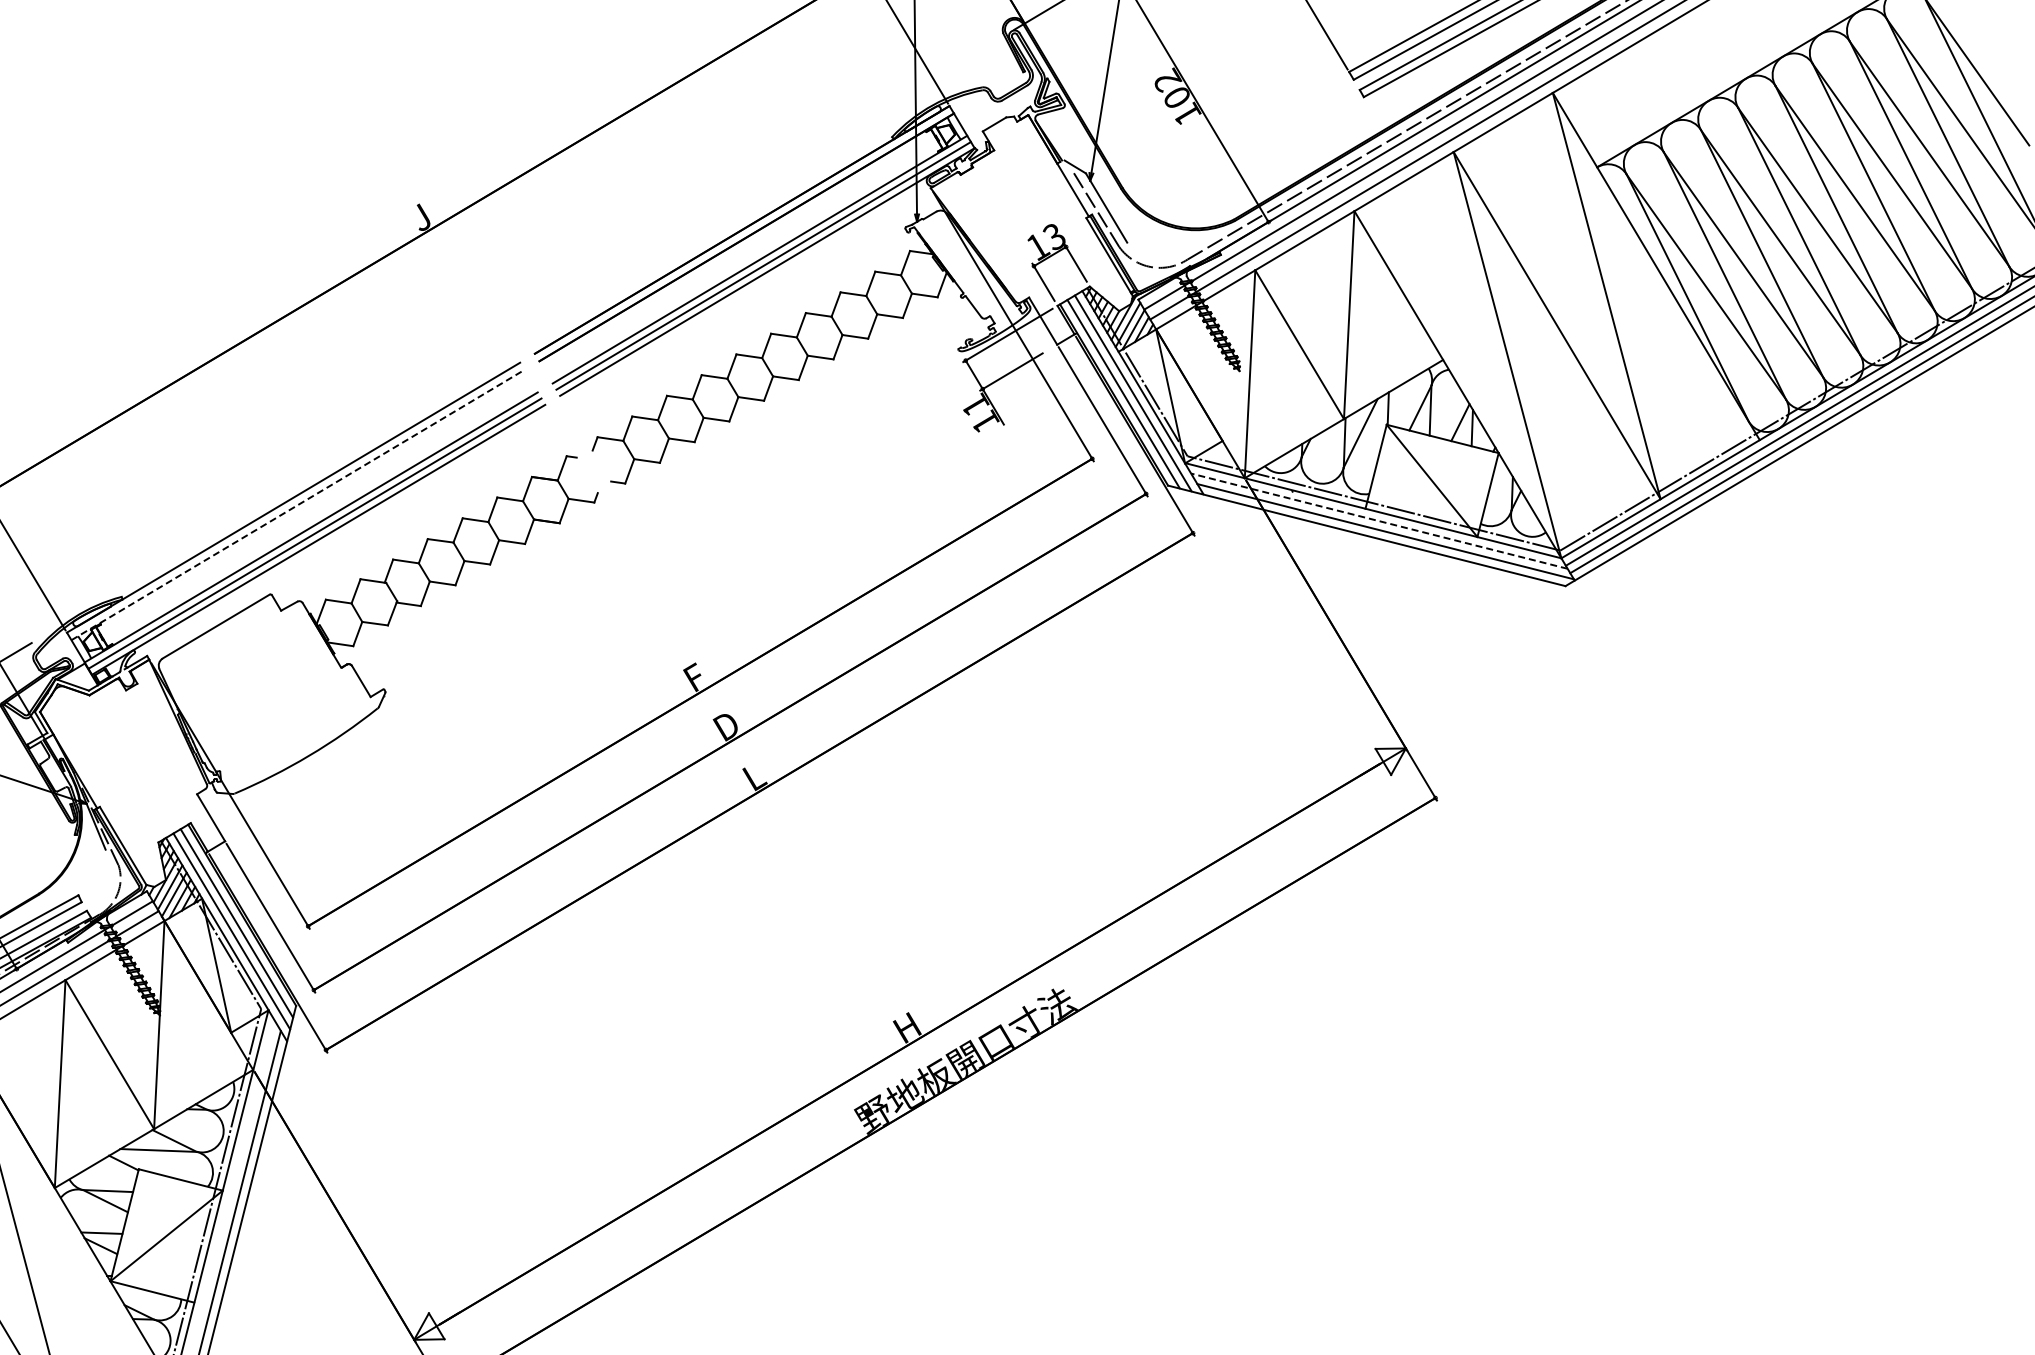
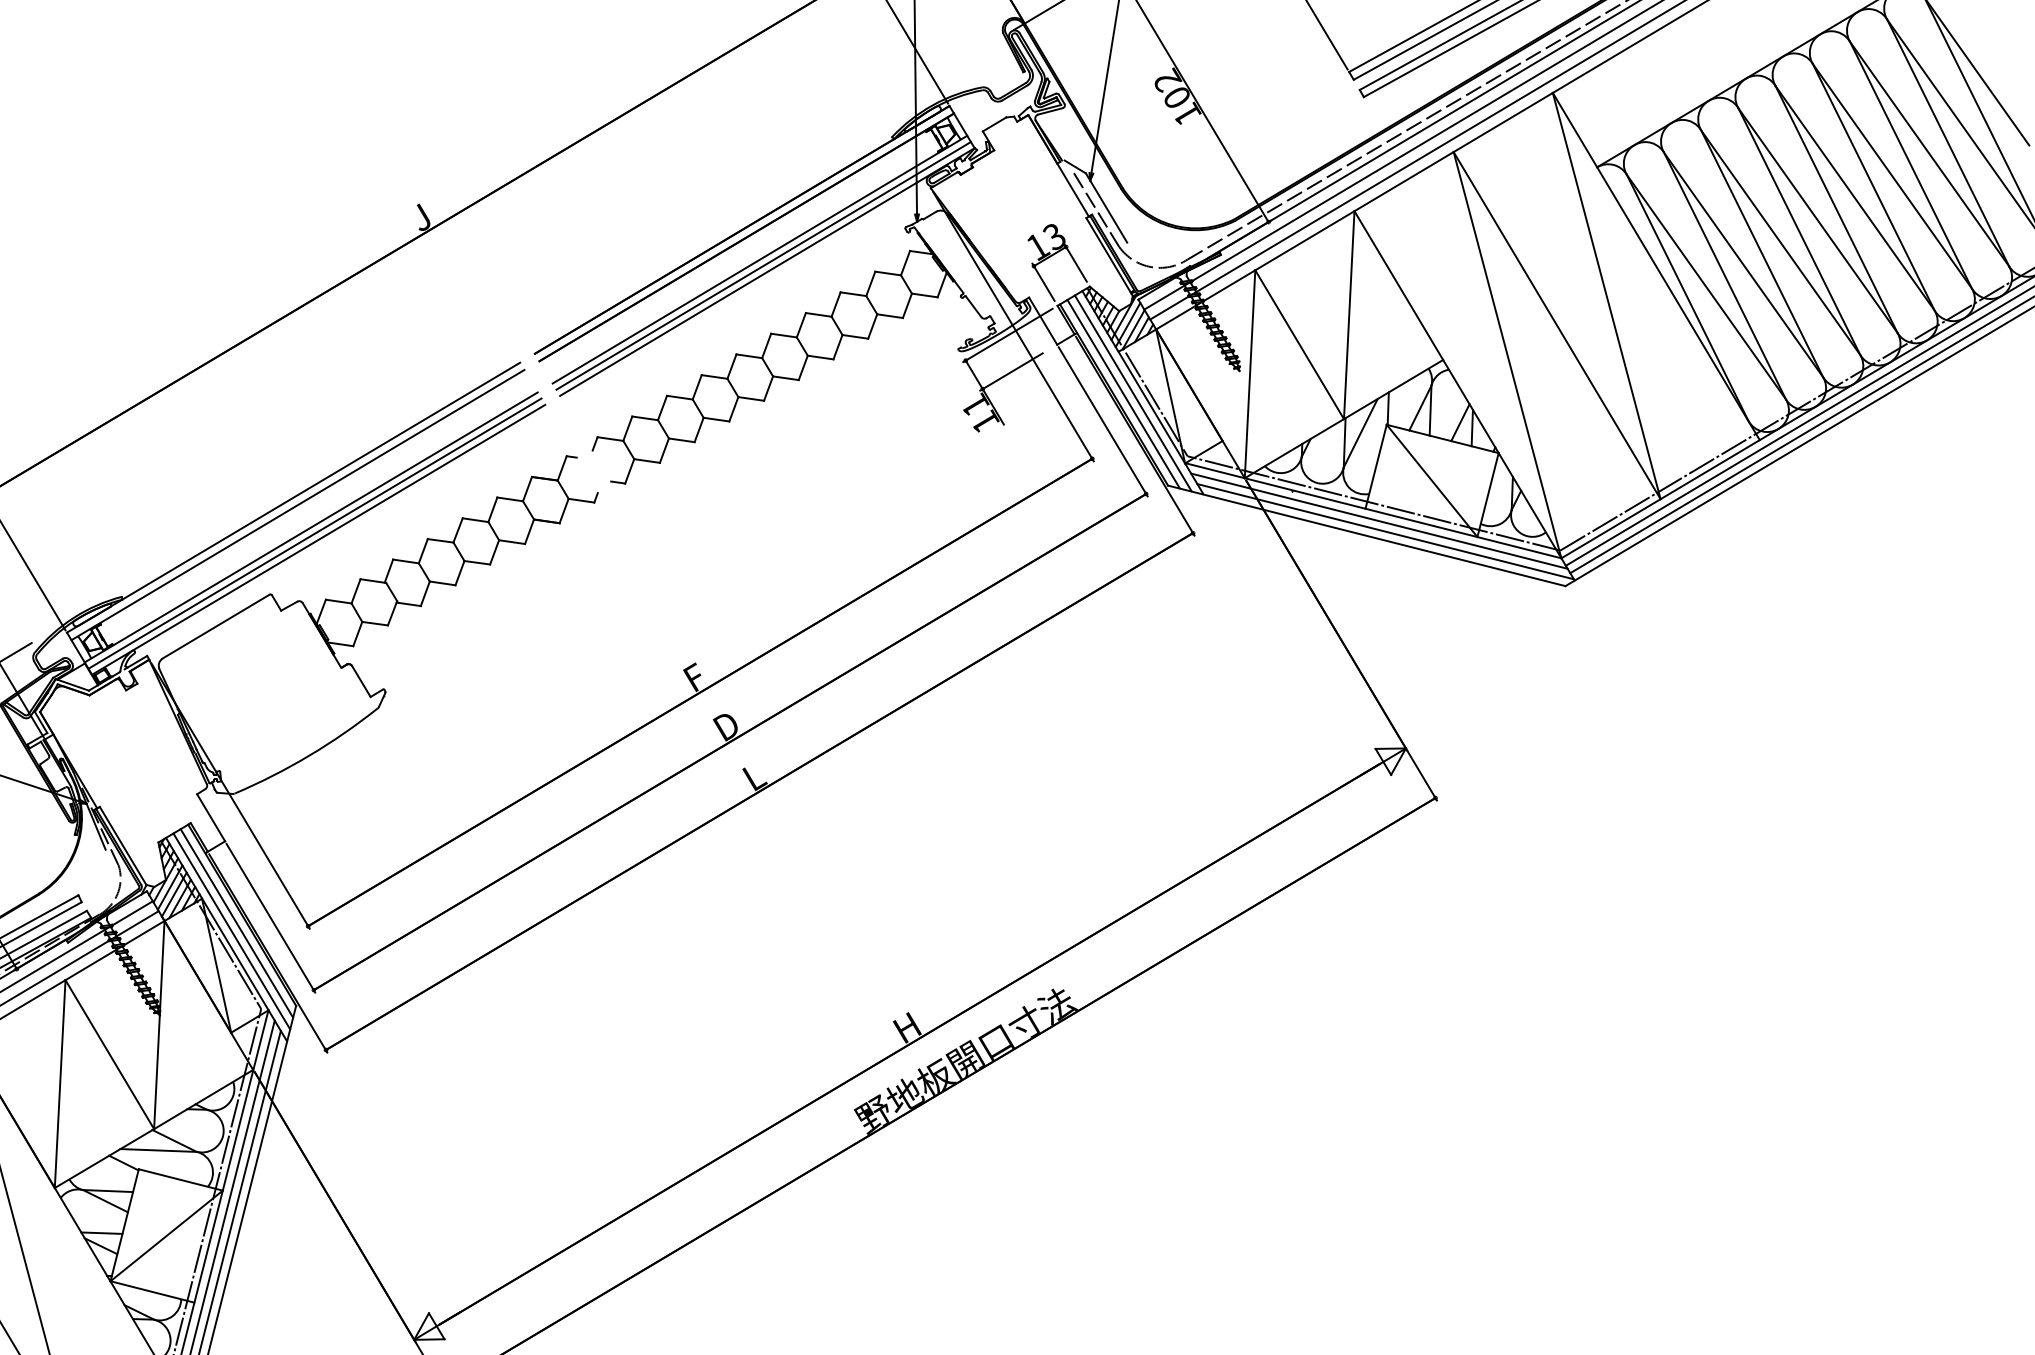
line: dashed -> solid (298, 505)
line: dashed -> solid (1378, 521)
line: none -> present (232, 1185)
